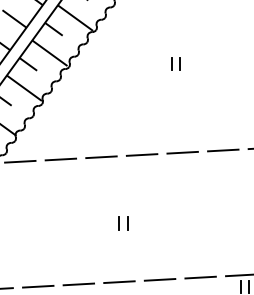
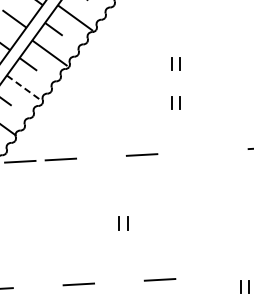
line: solid -> dashed (24, 88)
part: none -> present (175, 102)
line: present -> none (223, 150)
line: present -> none (182, 152)
line: present -> none (101, 157)
line: present -> none (238, 275)
line: present -> none (200, 277)
line: present -> none (119, 282)
line: present -> none (38, 286)
